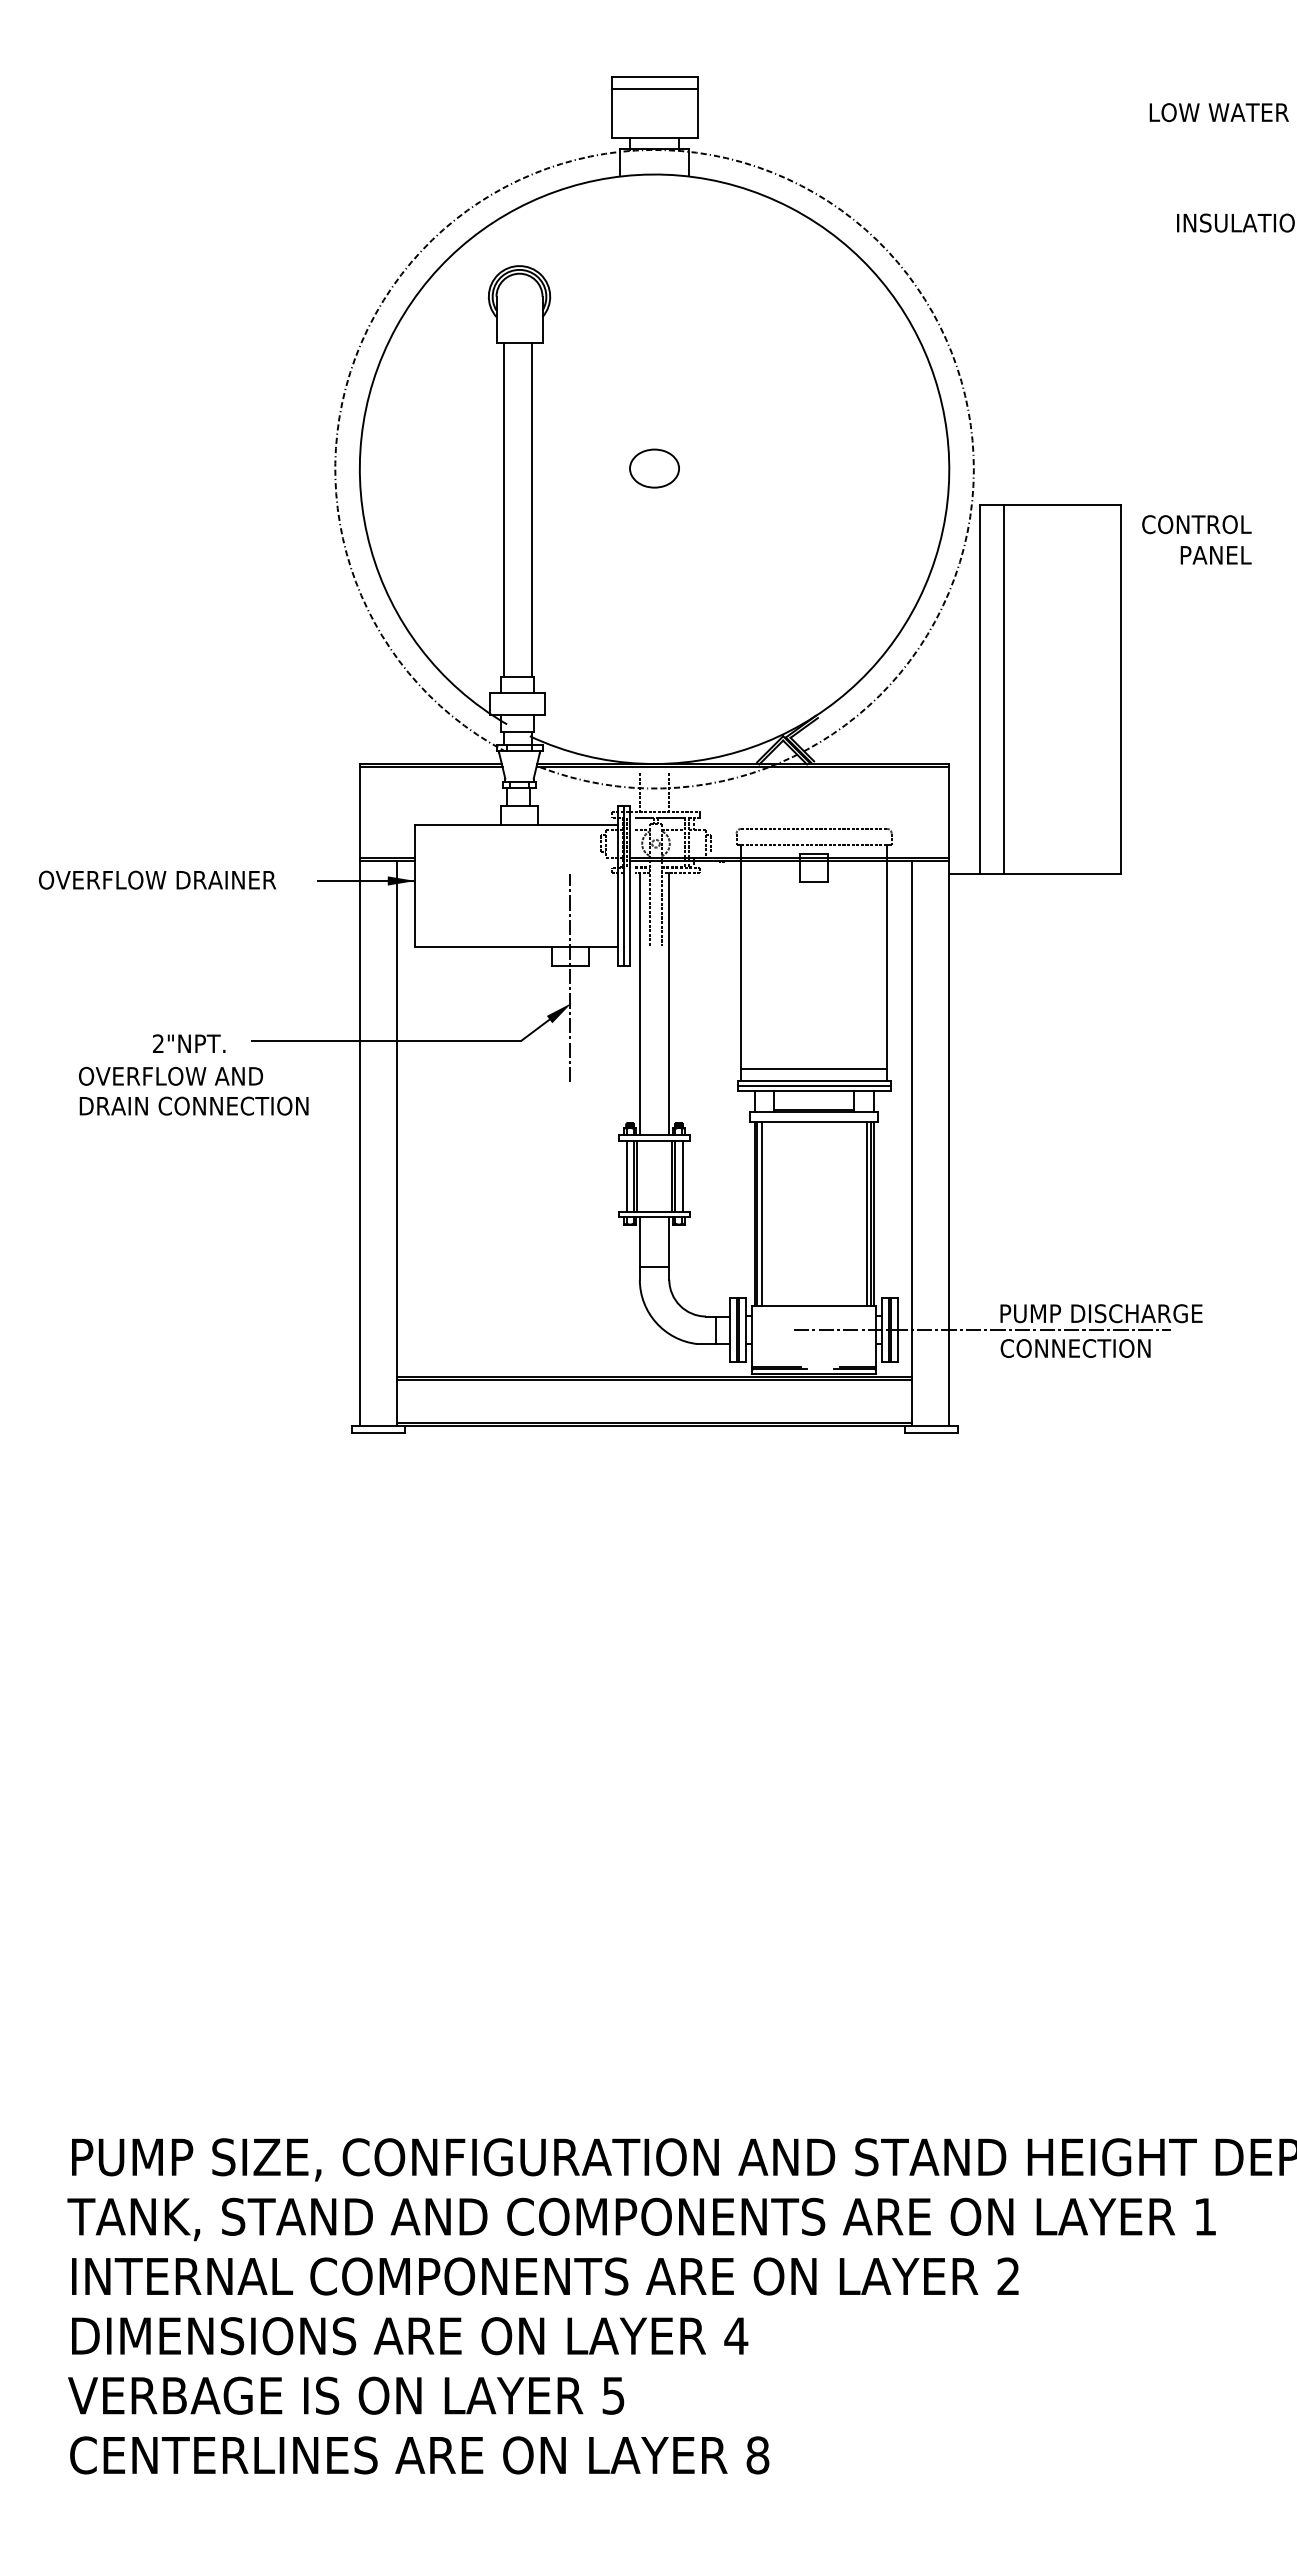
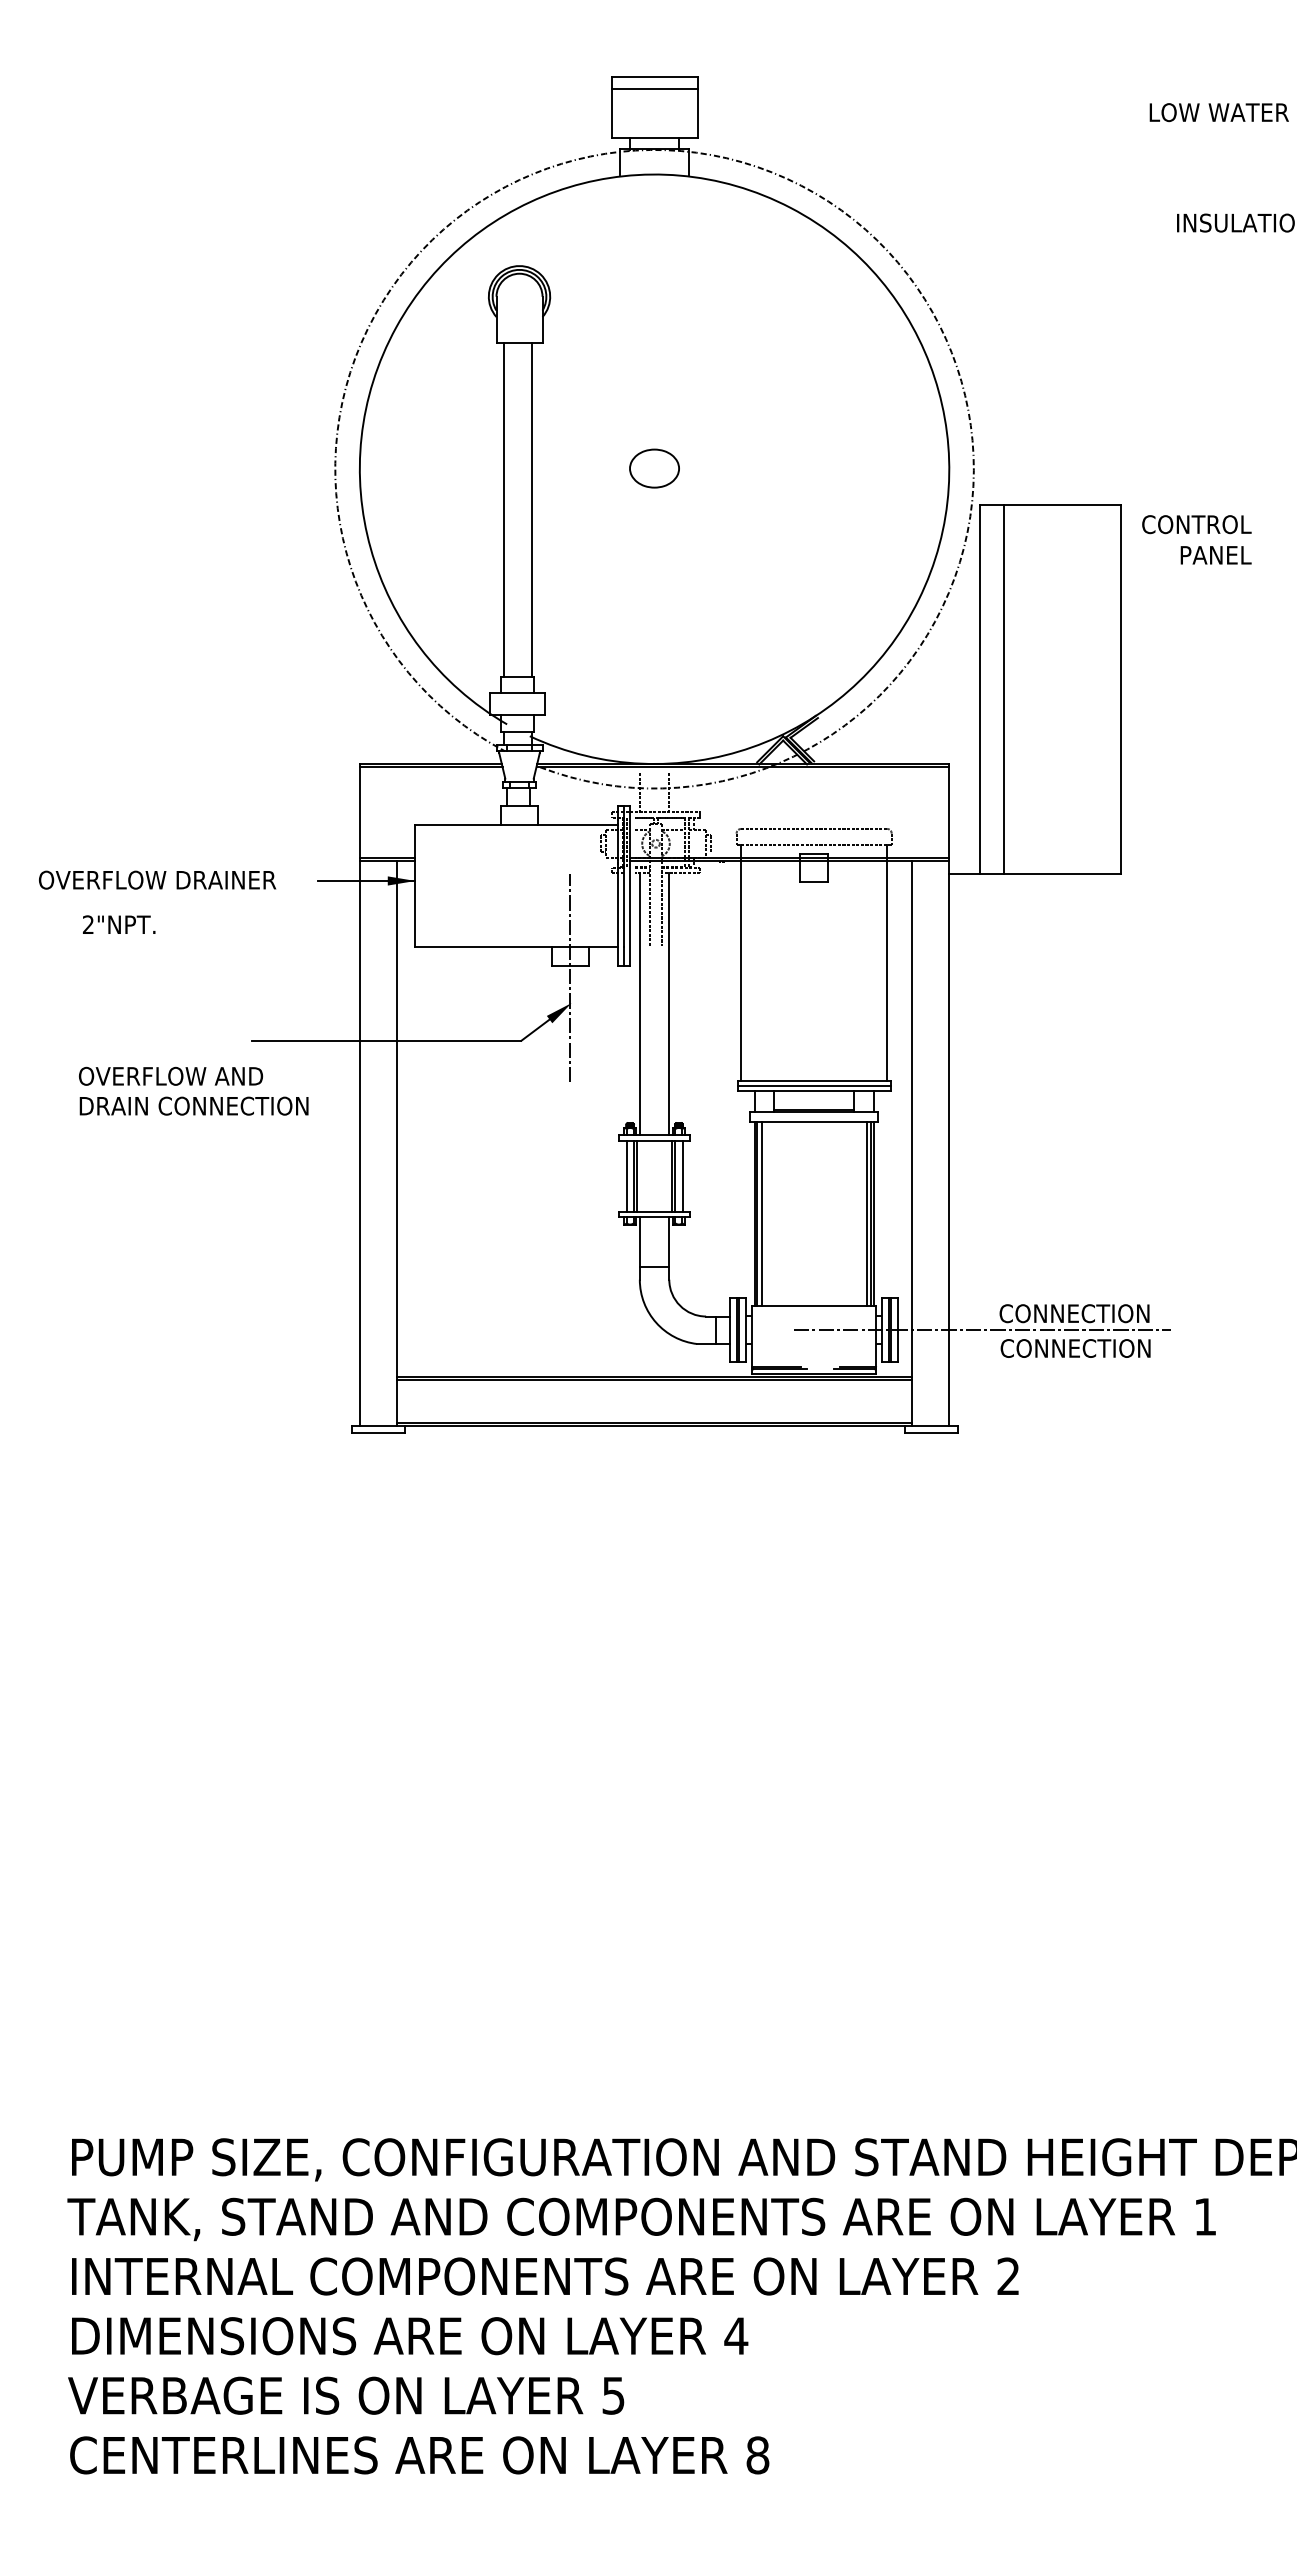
text position: (189, 1043) -> (119, 924) (119, 924)
line: present -> none (814, 1068)
text: PUMP DISCHARGE -> CONNECTION (1100, 1313)
